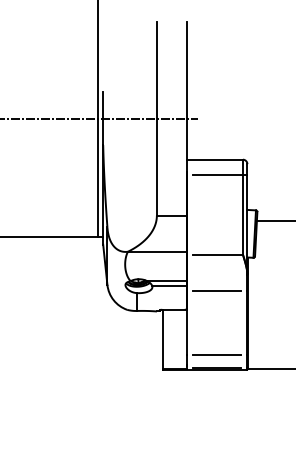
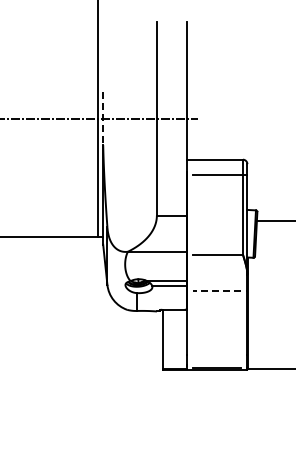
line: solid -> dashed (103, 118)
line: solid -> dashed (216, 291)
line: present -> none (216, 354)
